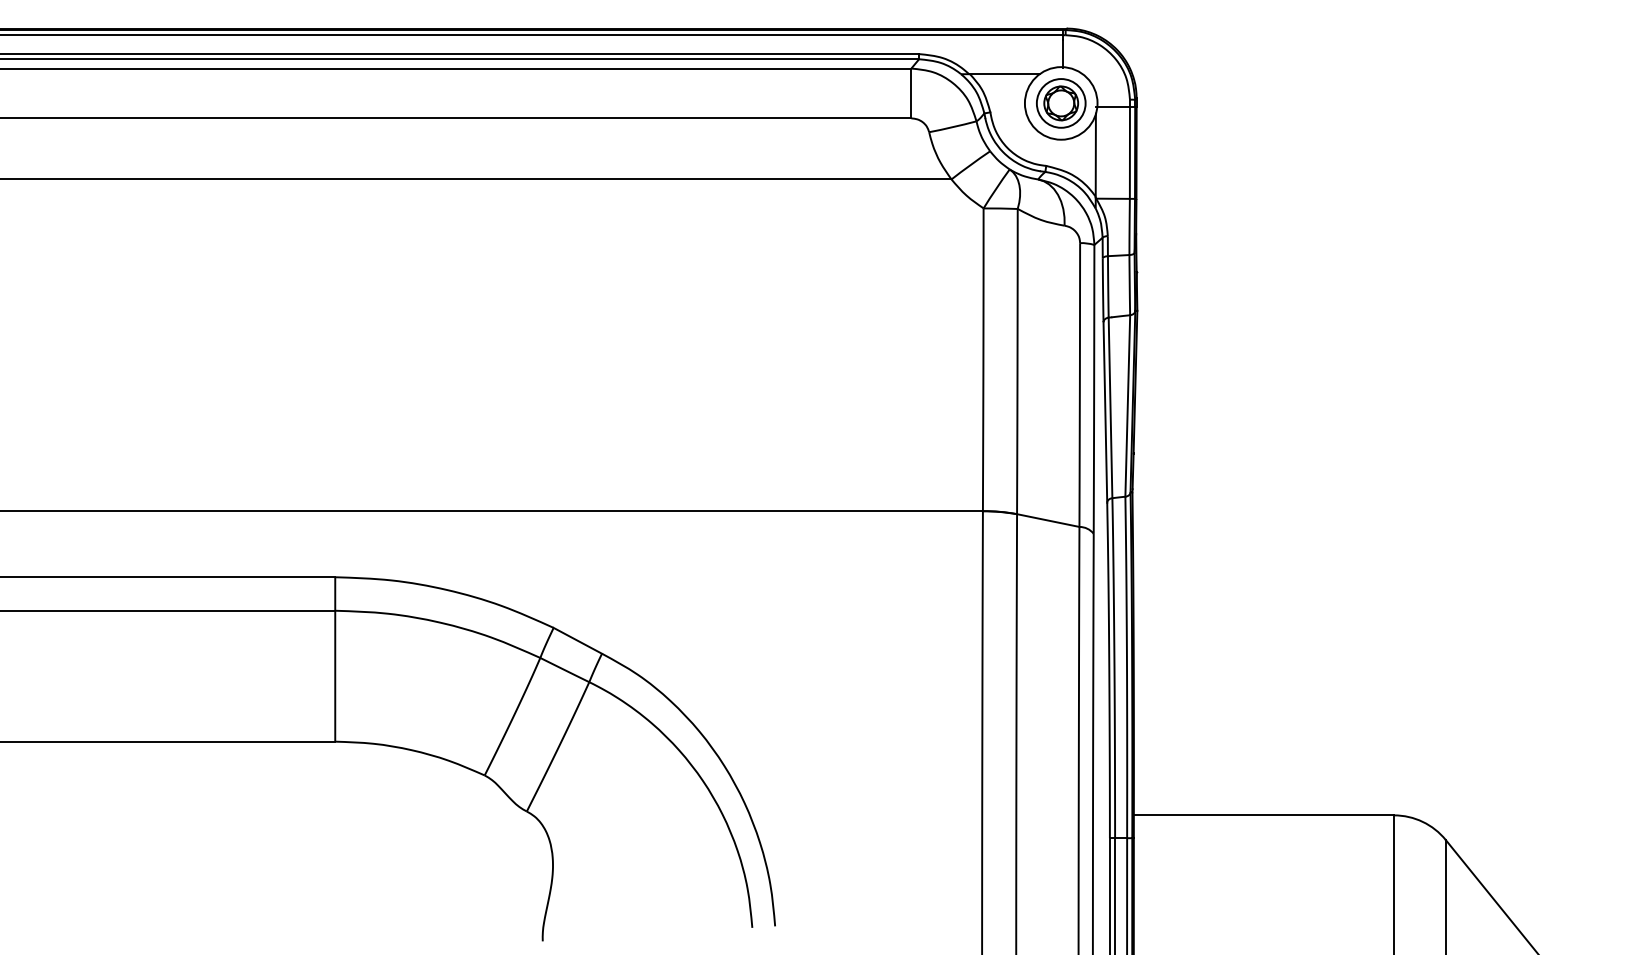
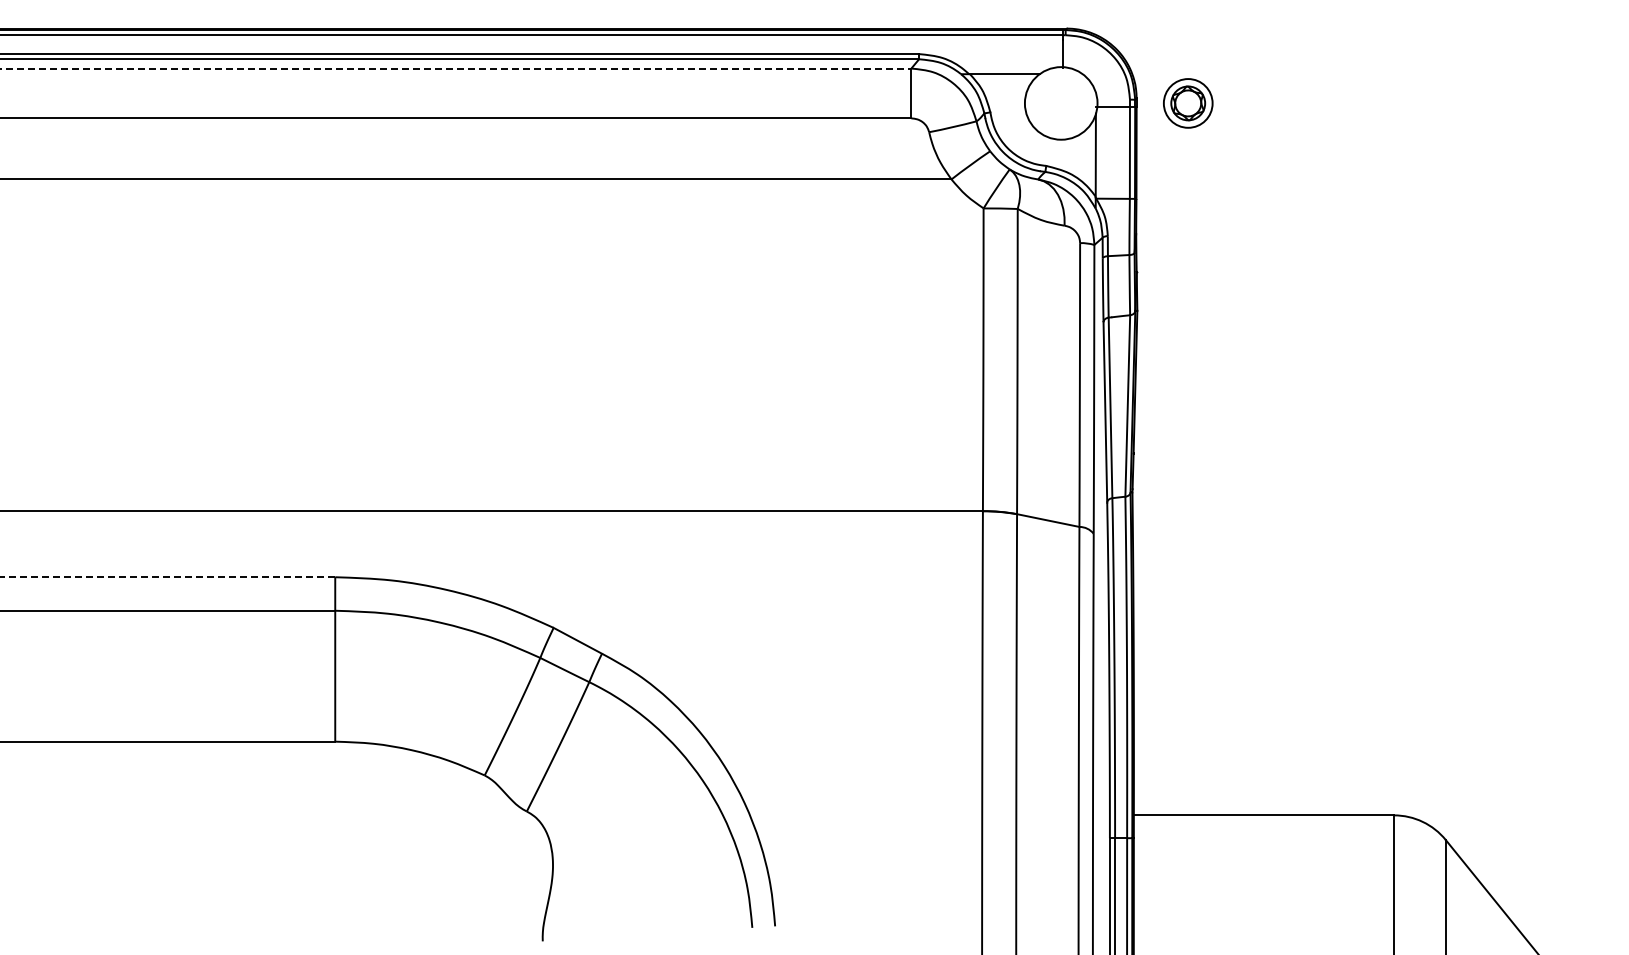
line: solid -> dashed (456, 68)
part position: (1061, 103) -> (1188, 103) (1188, 103)
line: solid -> dashed (167, 577)
